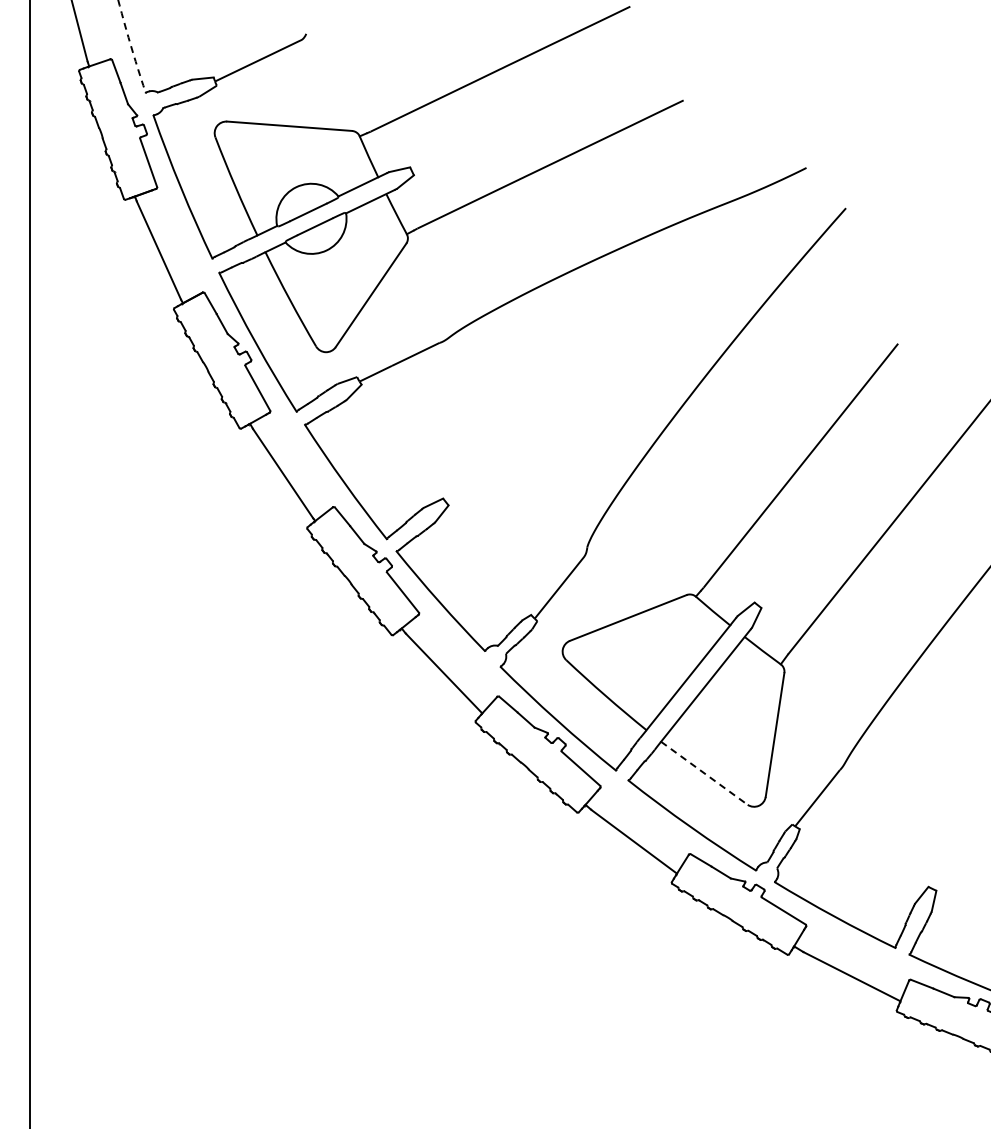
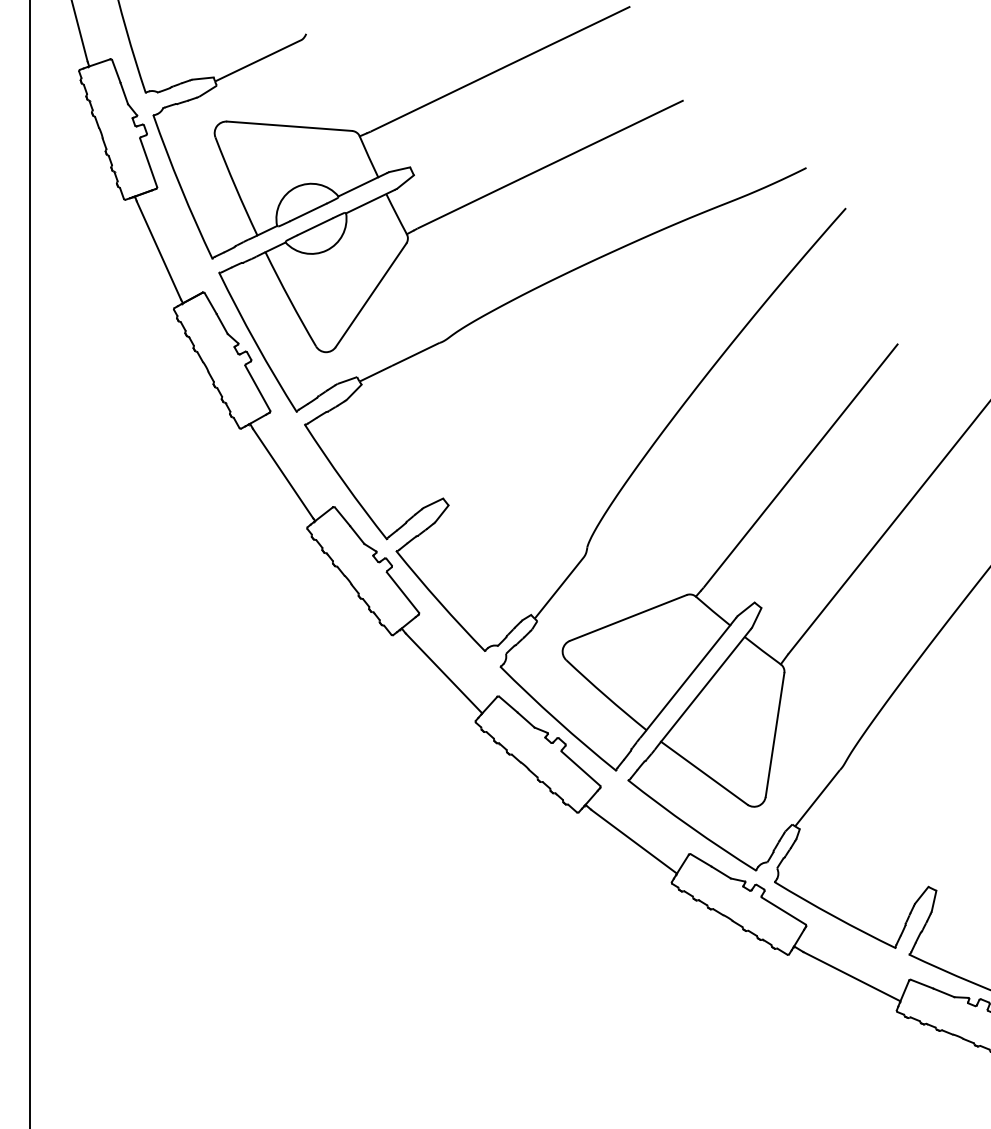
arc: dashed -> solid (131, 47)
line: dashed -> solid (704, 773)
